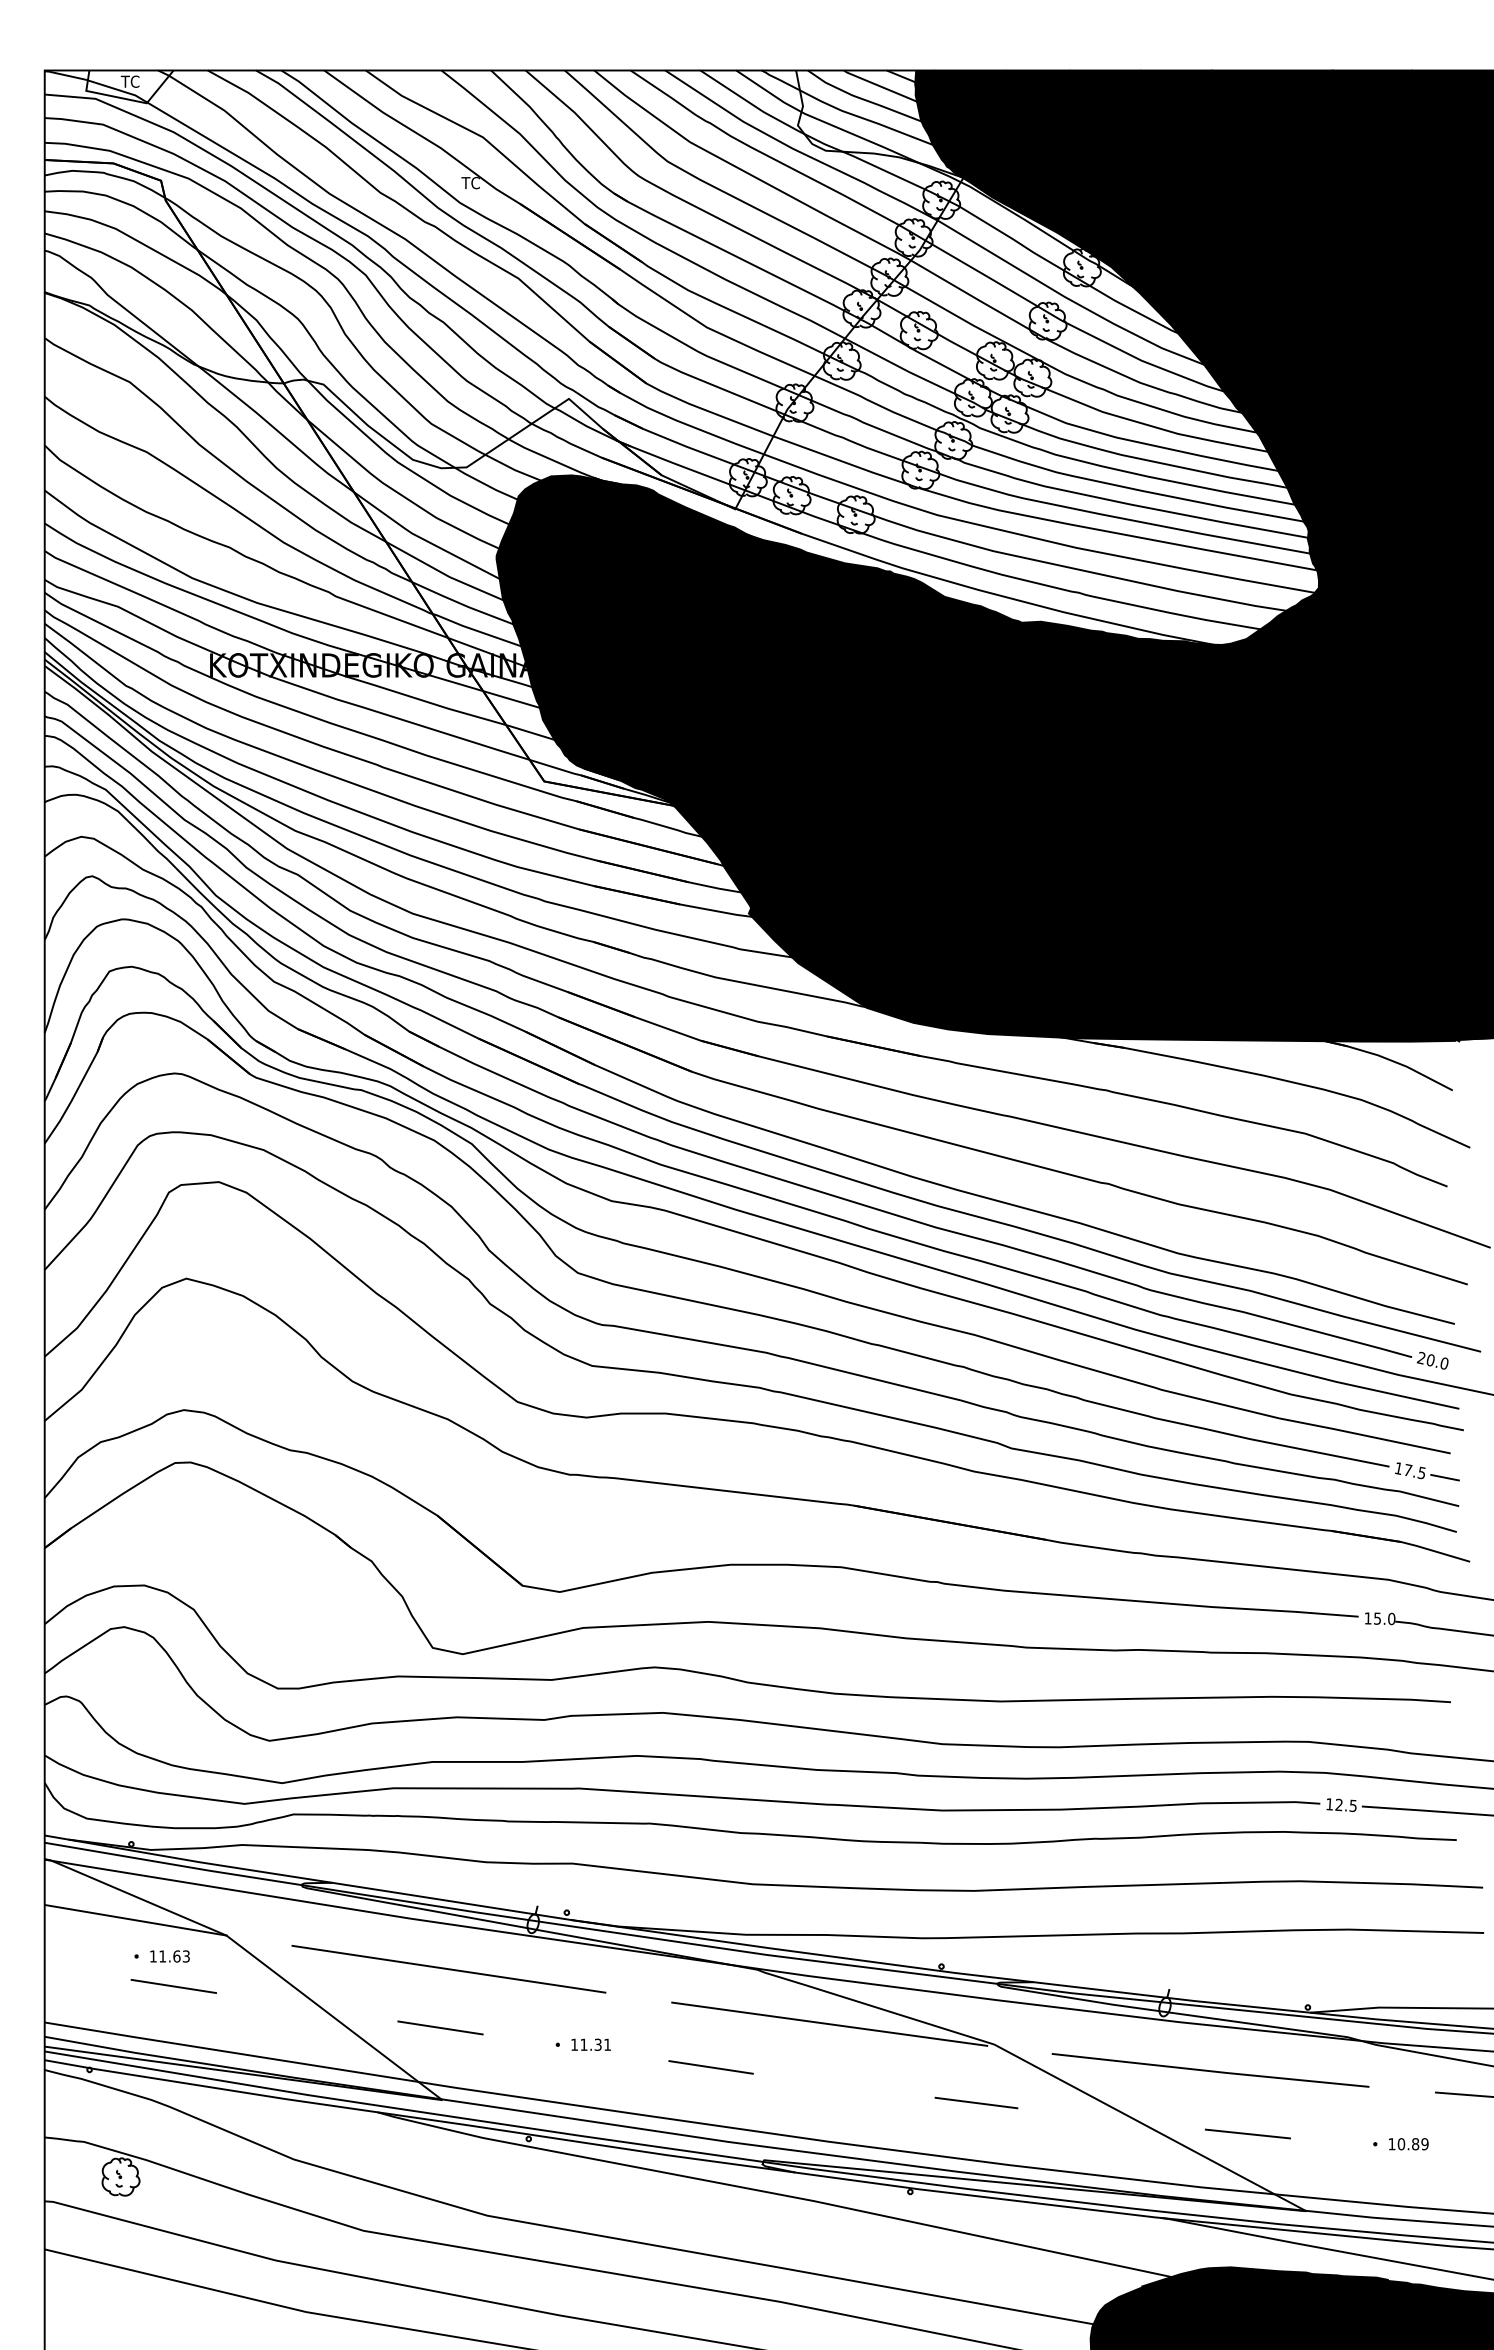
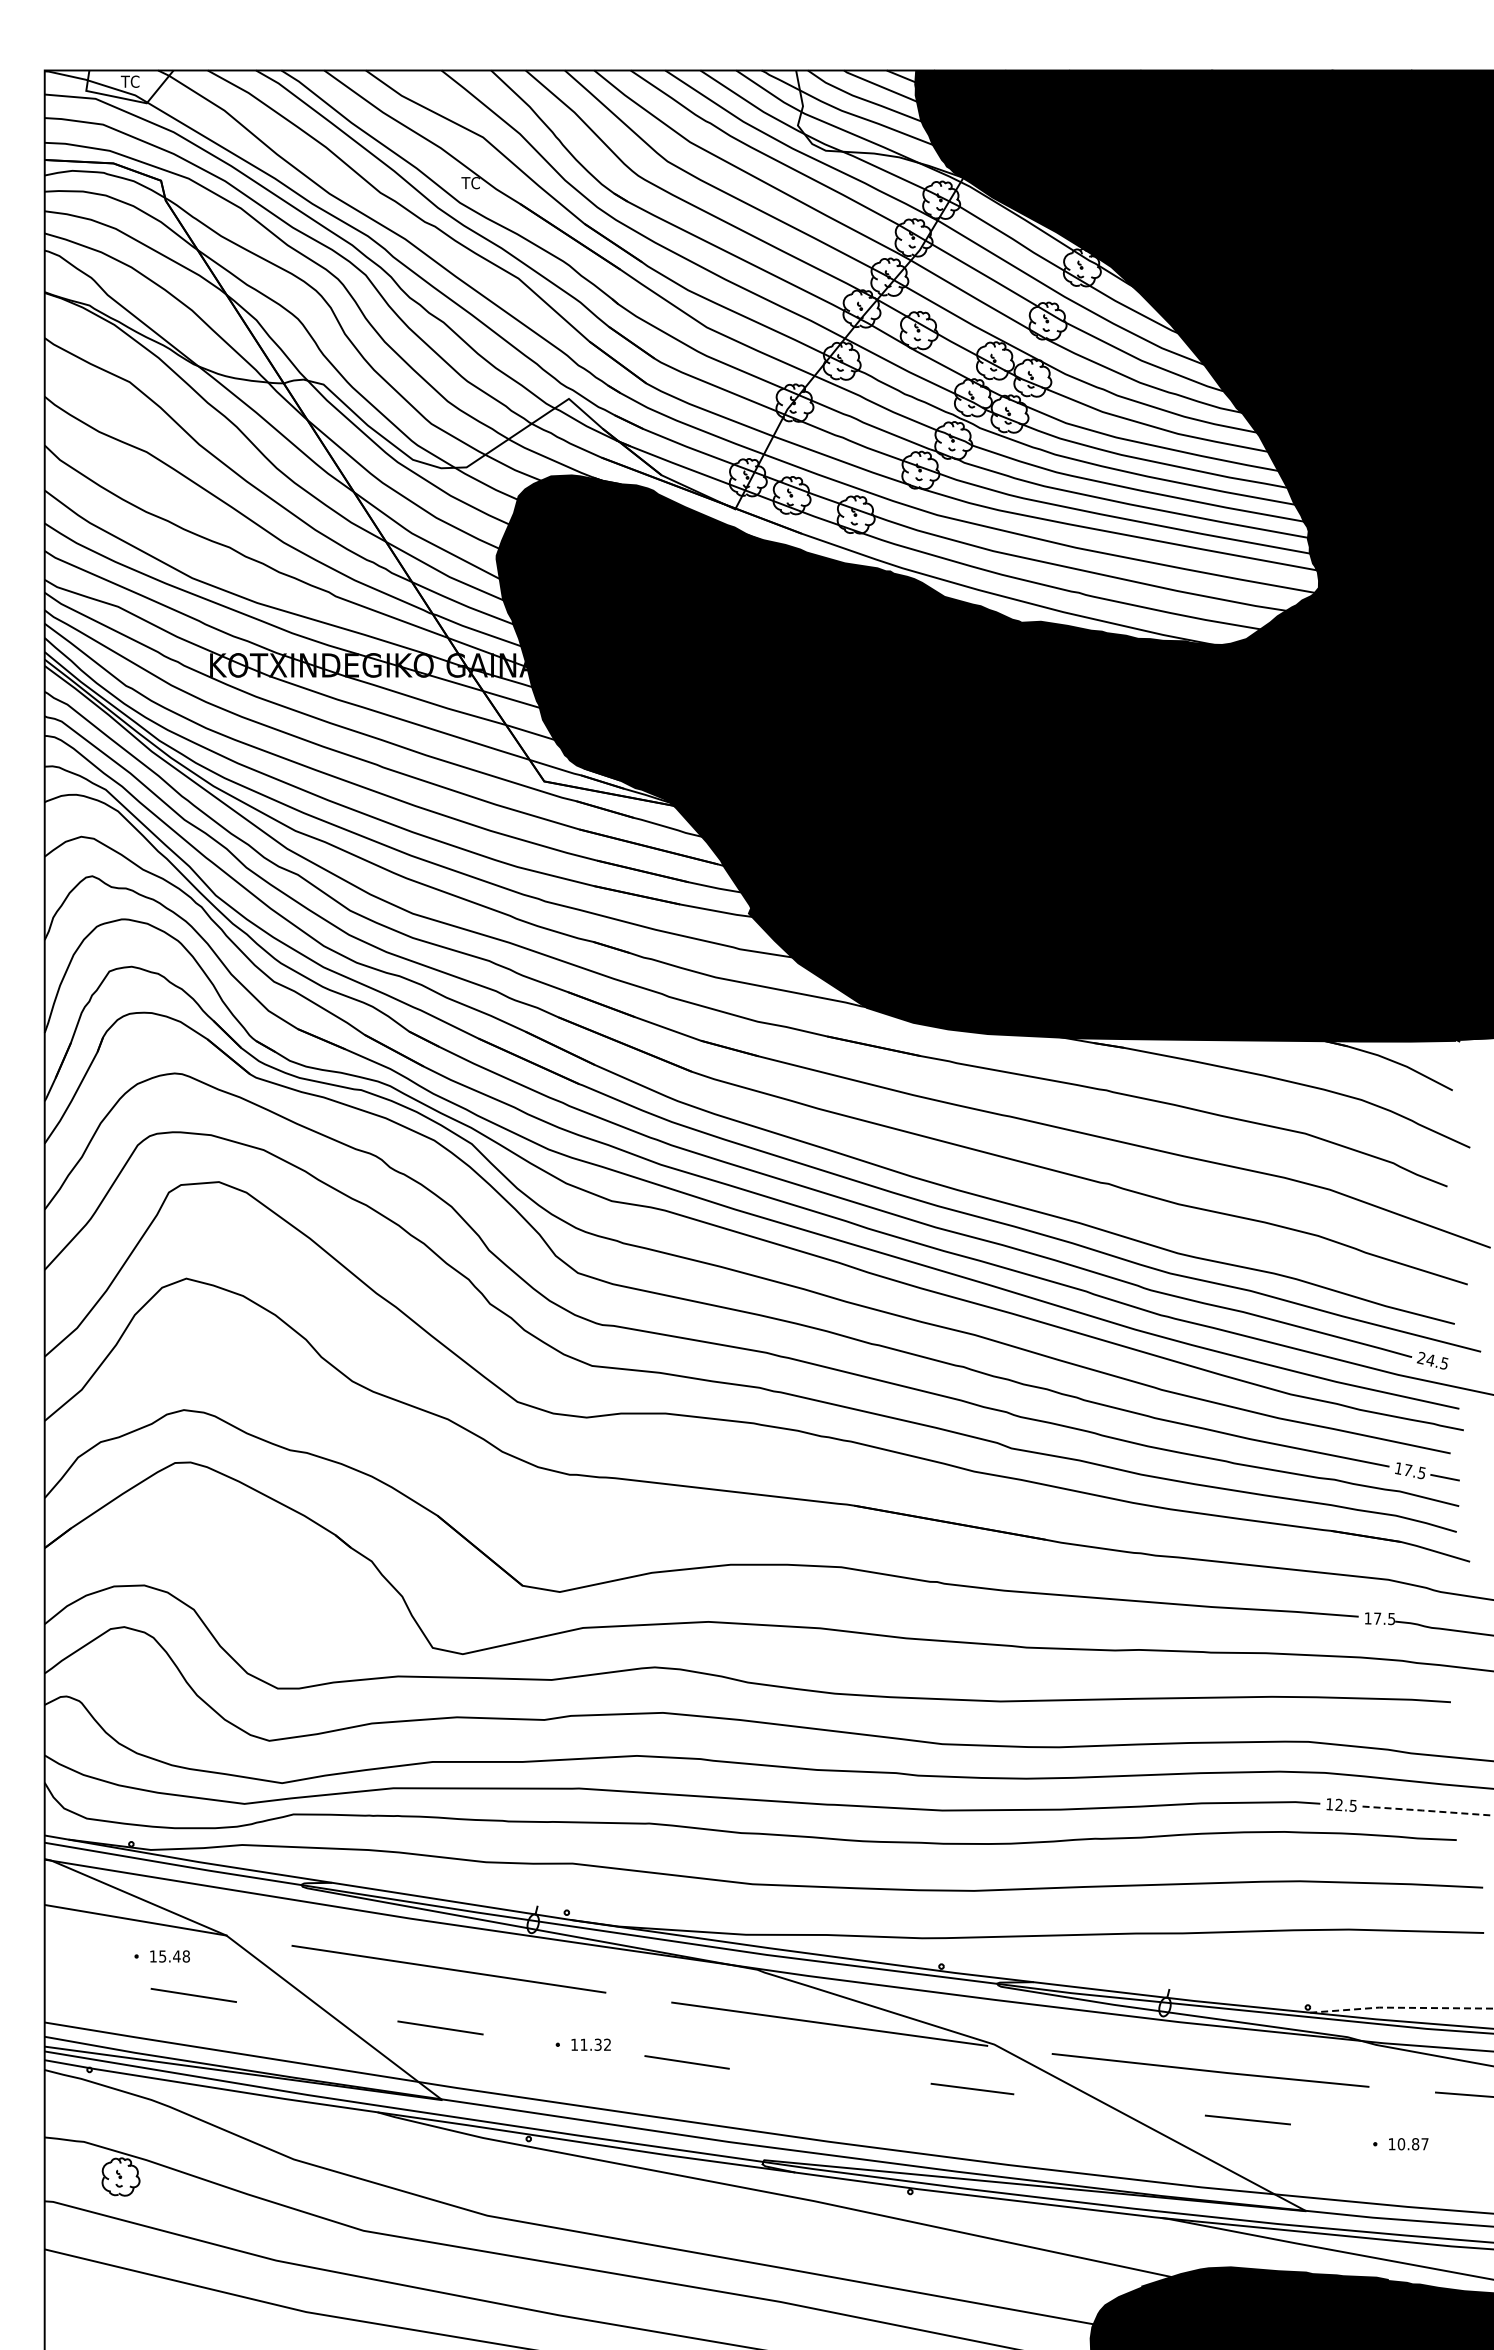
text: 20.0 -> 24.5 (1437, 1361)
text: 15.0 -> 17.5 (1384, 1618)
line: solid -> dashed (1427, 1810)
text: 11.63 -> 15.48 (174, 1956)
line position: (173, 1986) -> (193, 1995) (193, 1995)
line: solid -> dashed (1401, 2007)
text: 11.31 -> 11.32 (607, 2044)
line position: (710, 2067) -> (686, 2062) (686, 2062)
line position: (976, 2102) -> (972, 2088) (972, 2088)
line position: (1247, 2133) -> (1247, 2119) (1247, 2119)
text: 10.89 -> 10.87 (1424, 2144)
